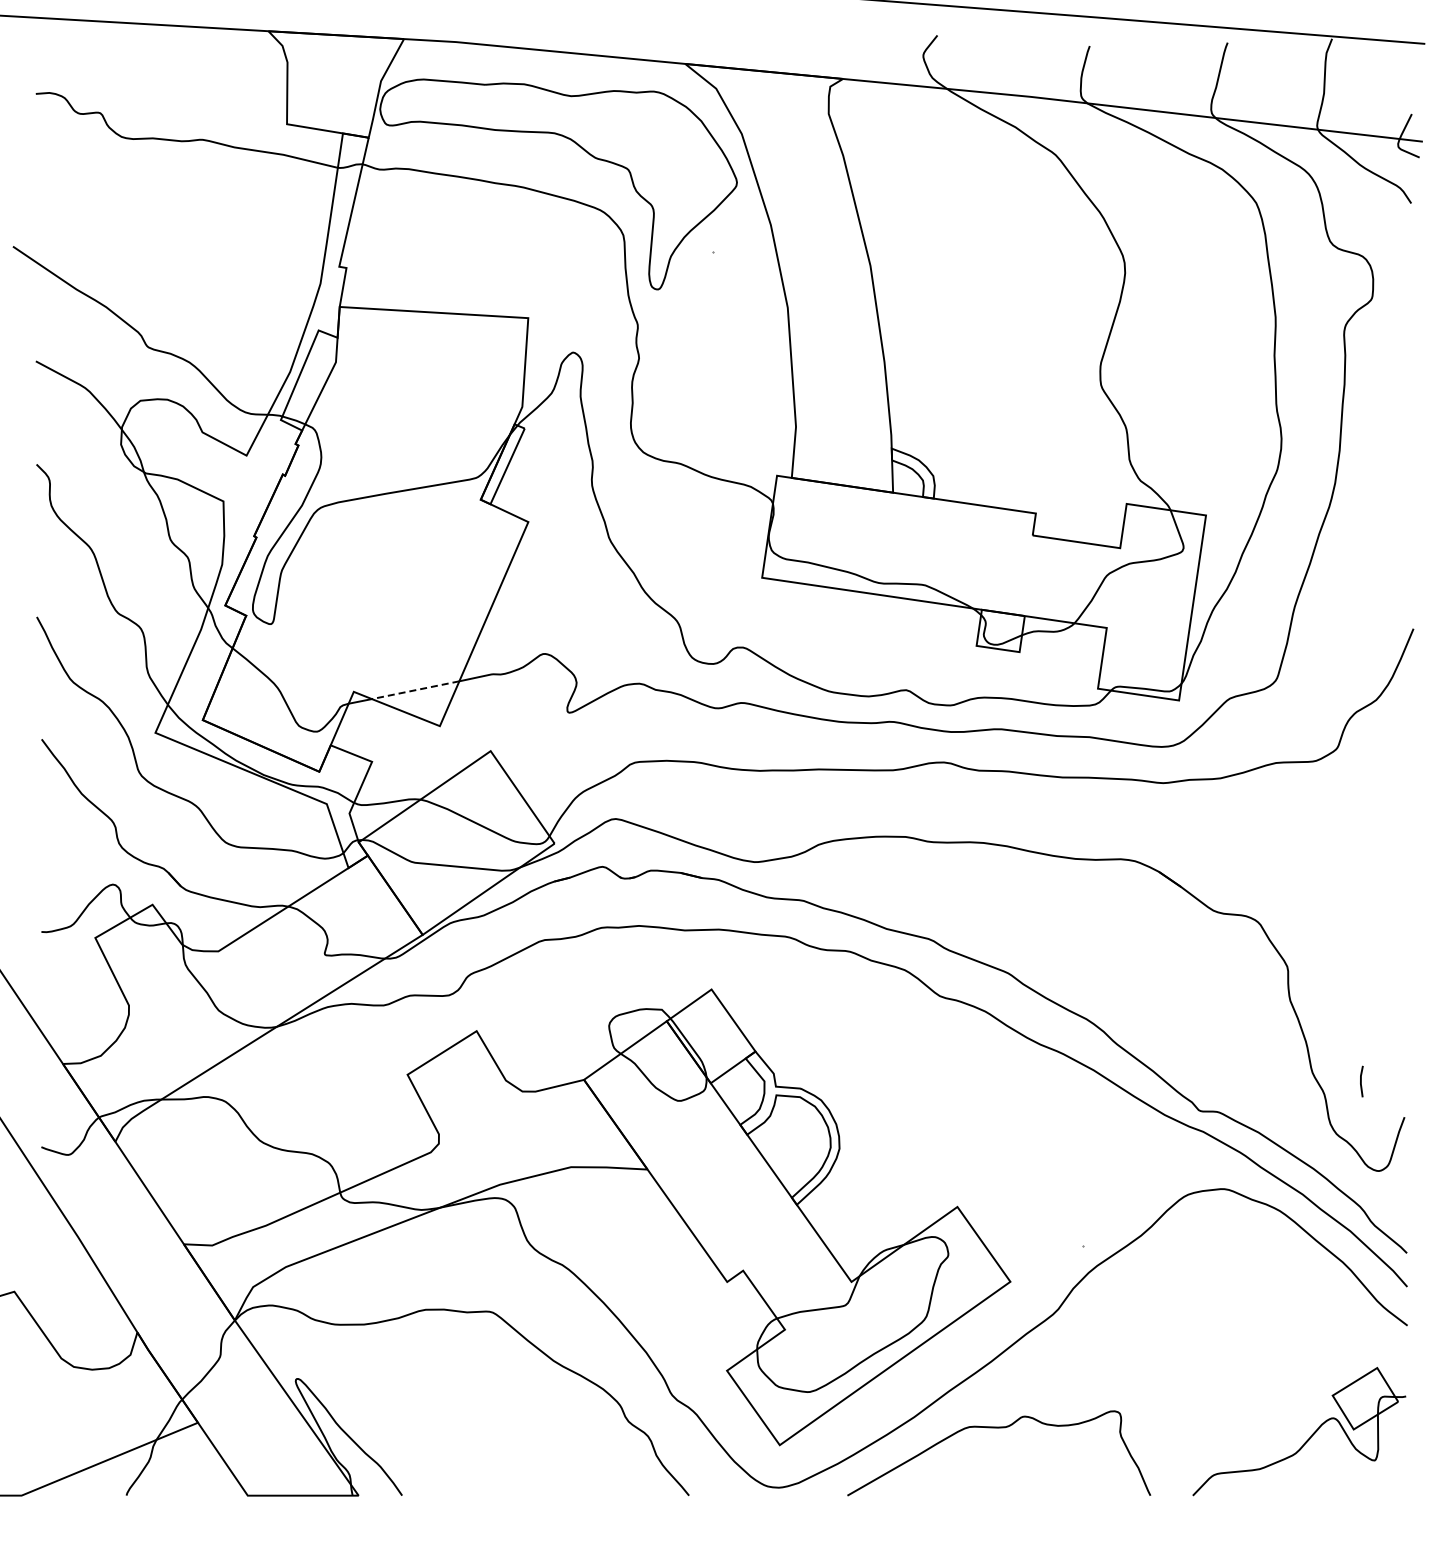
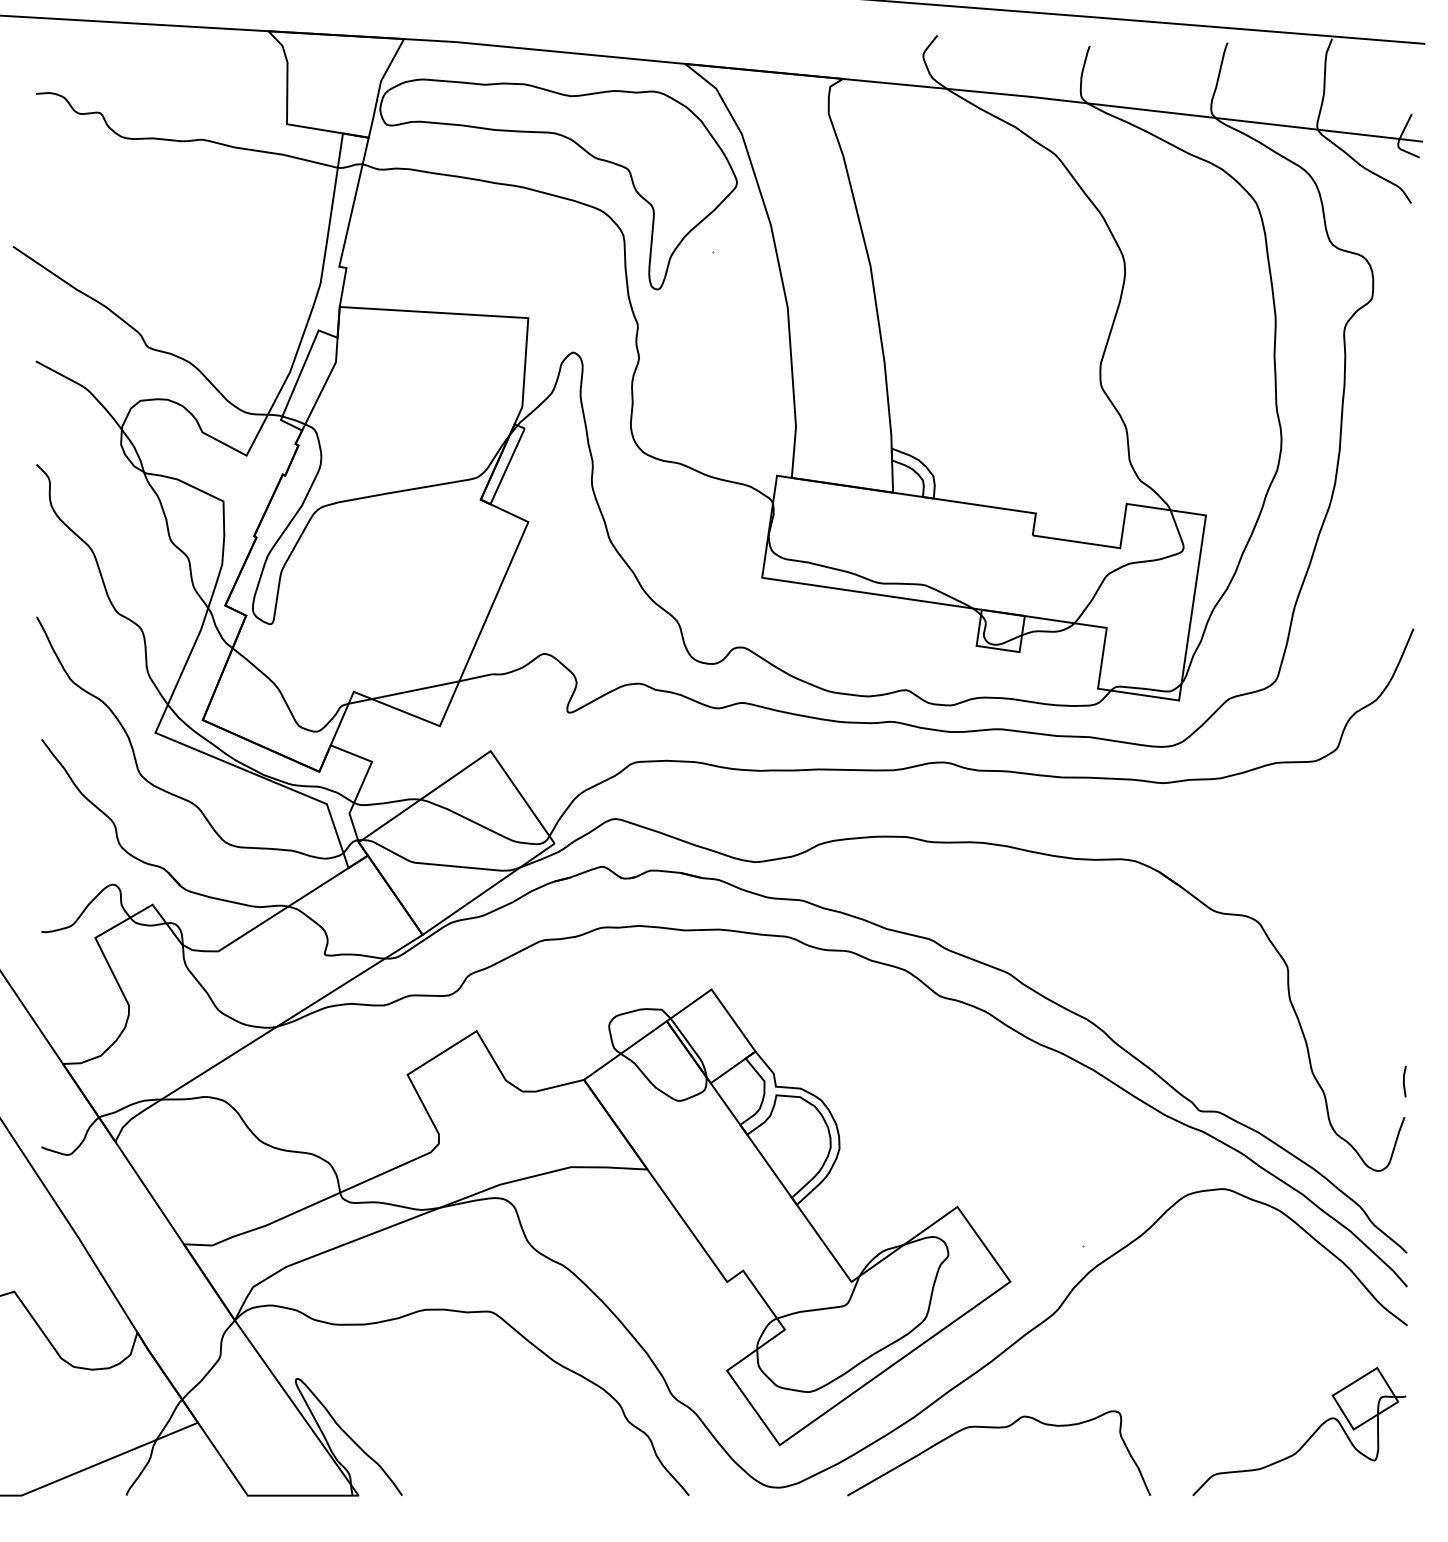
line: dashed -> solid (415, 690)
line position: (1361, 1081) -> (1404, 1081) (1404, 1081)
